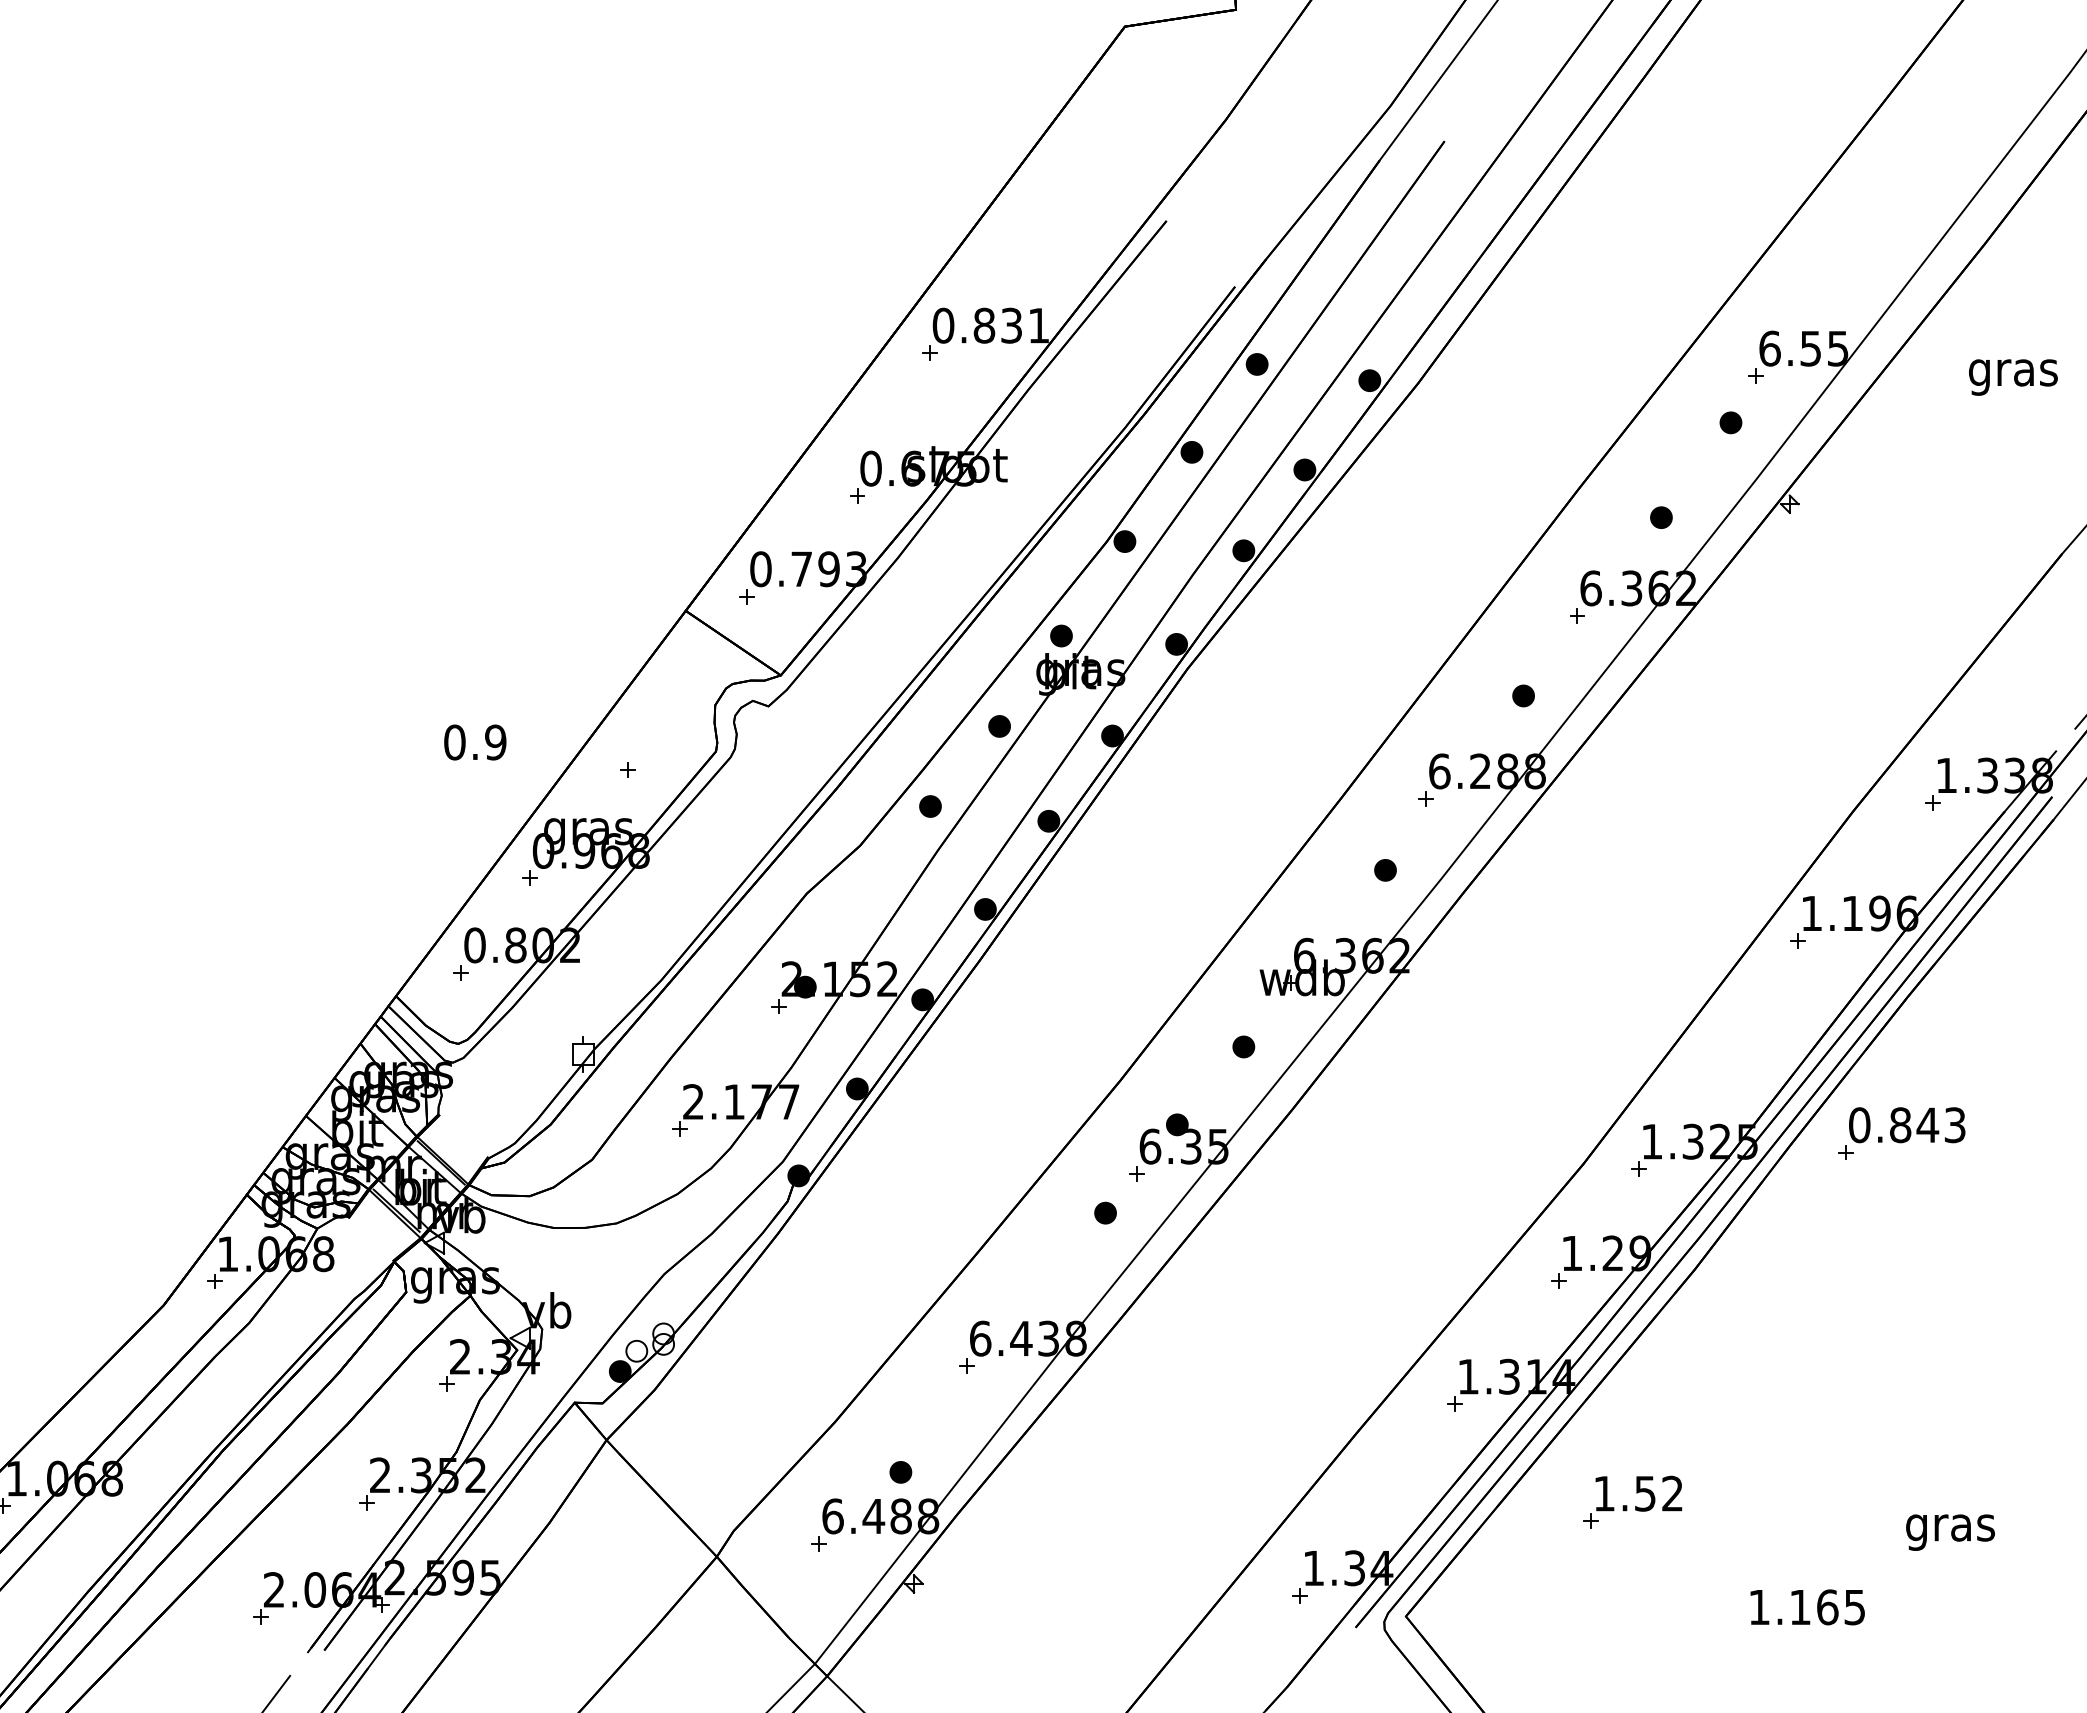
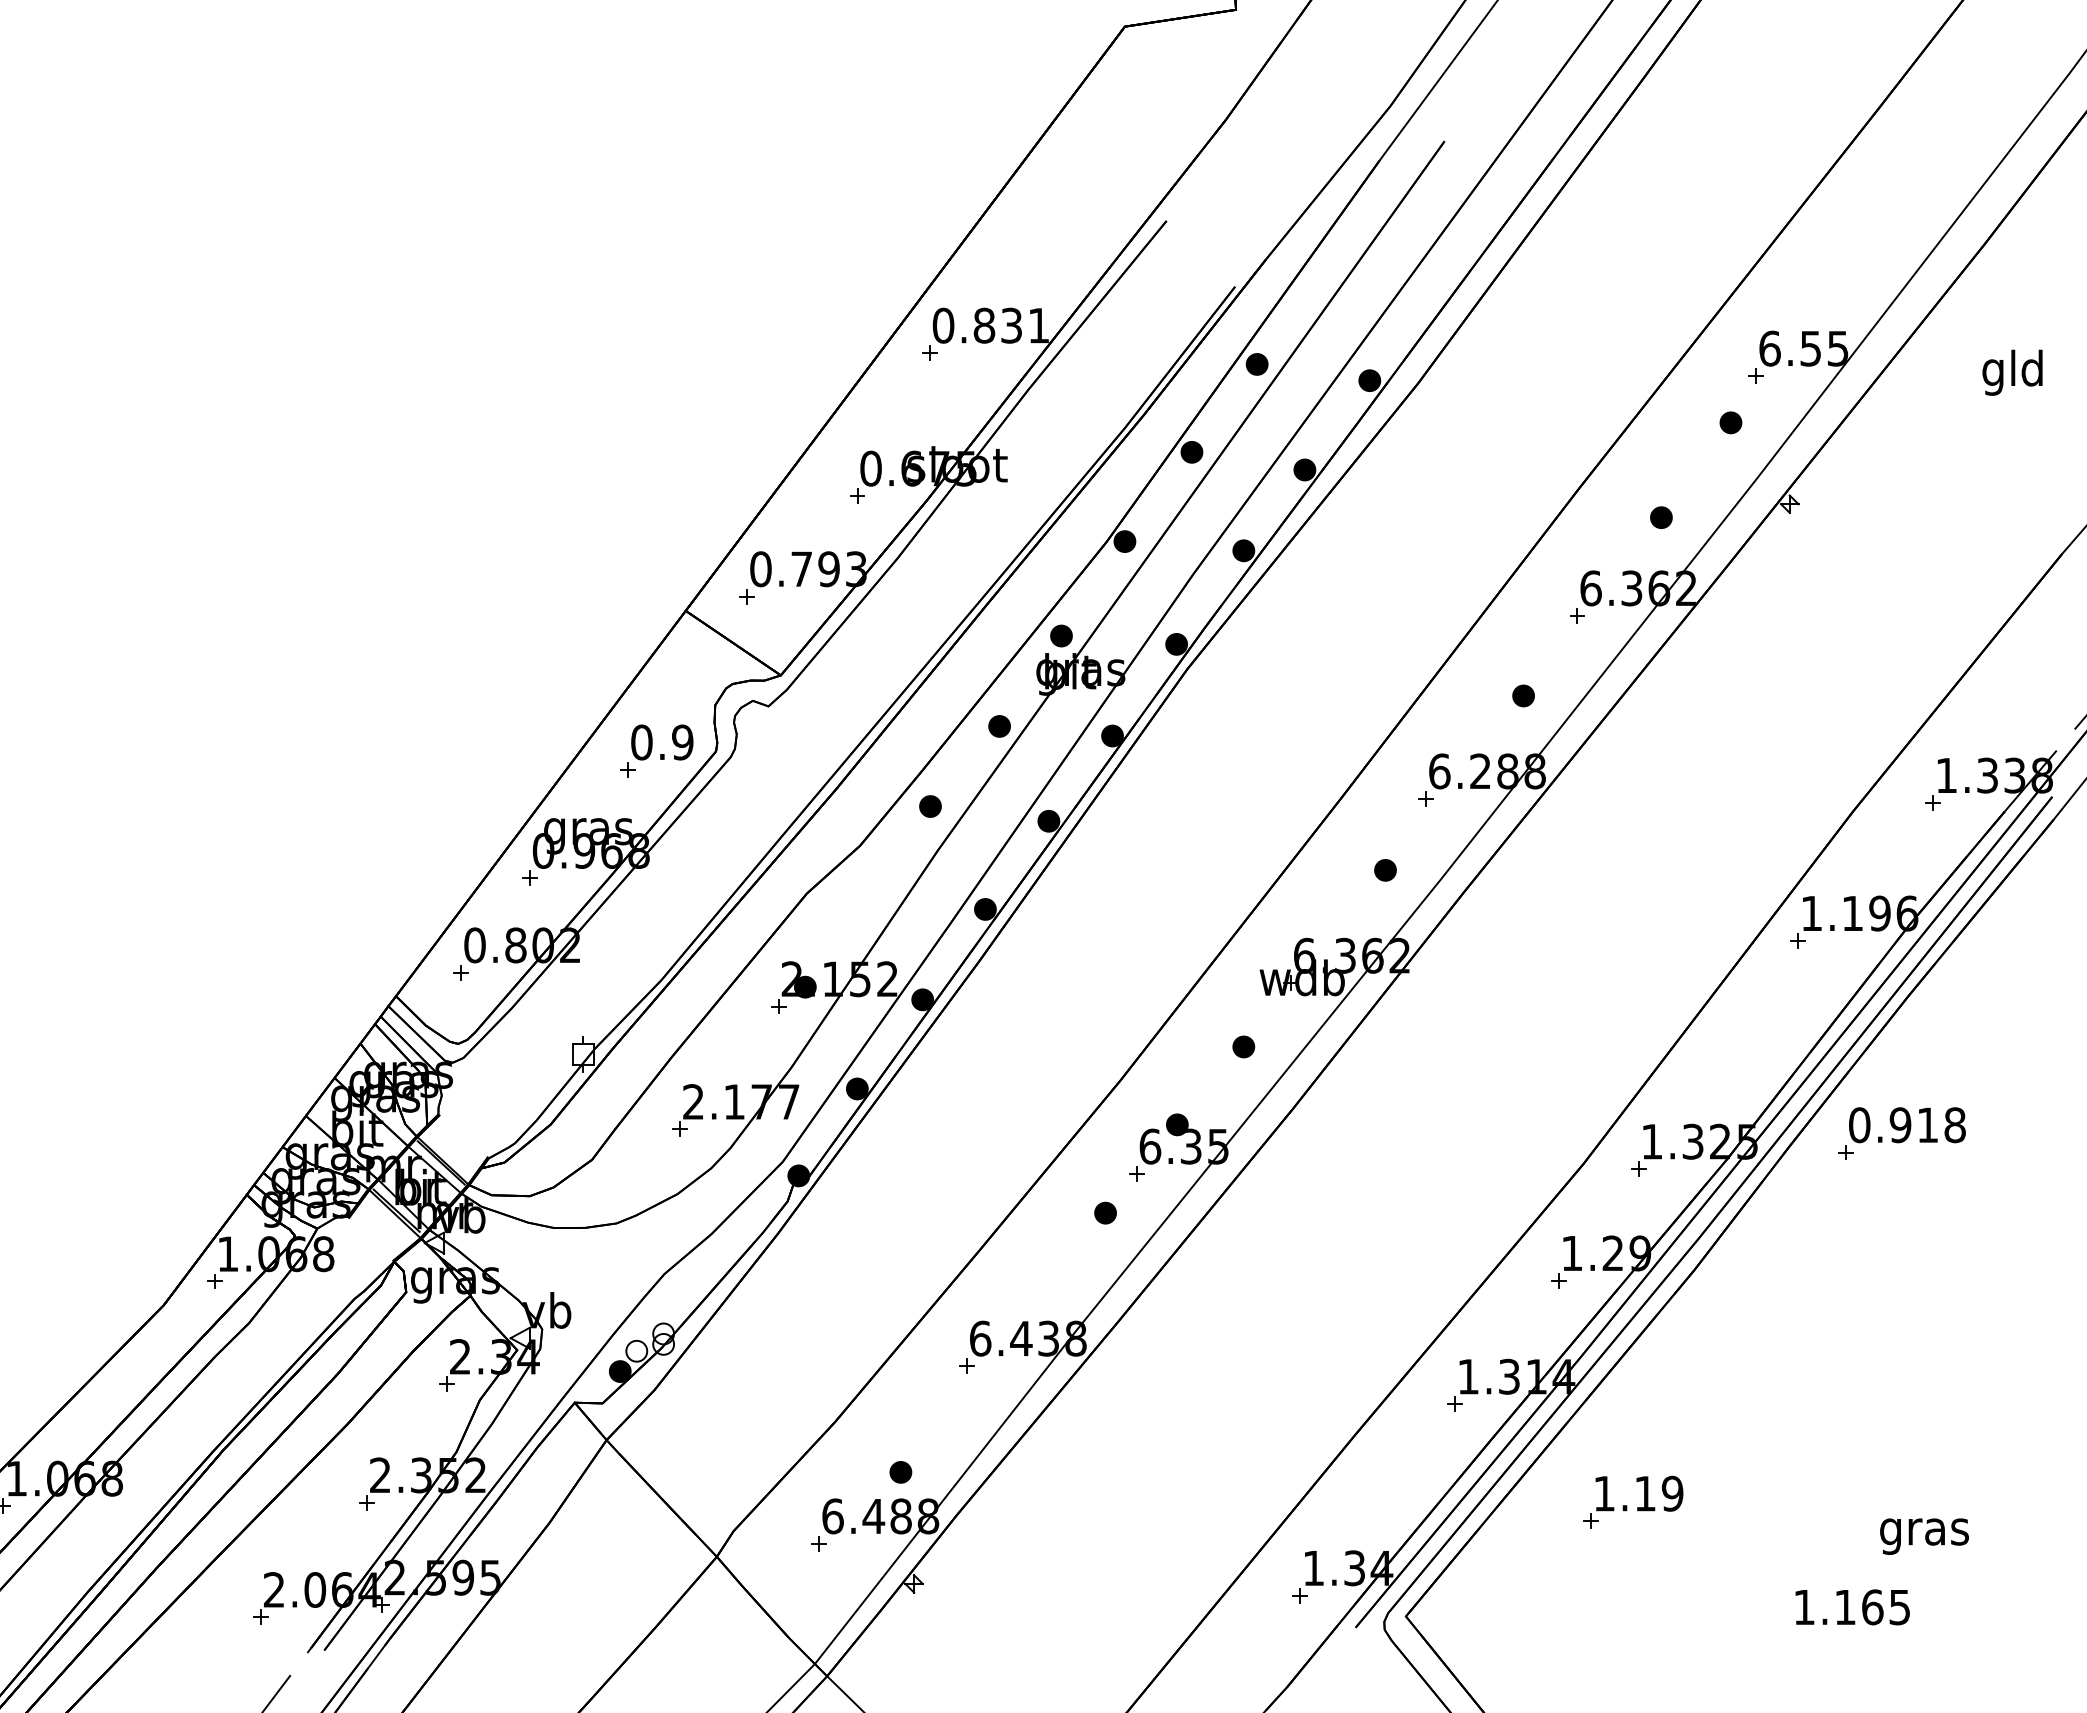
text: gras -> gld (2013, 372)
text position: (475, 742) -> (662, 742) (662, 742)
text: 0.843 -> 0.918 (1927, 1125)
text: 1.52 -> 1.19 (1659, 1493)
text position: (1950, 1532) -> (1924, 1536) (1924, 1536)
text position: (1807, 1607) -> (1852, 1607) (1852, 1607)
